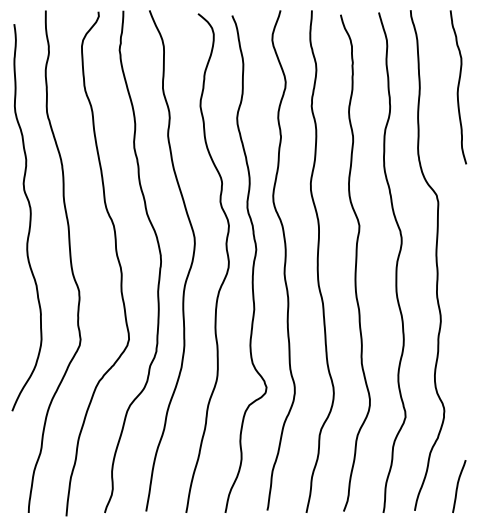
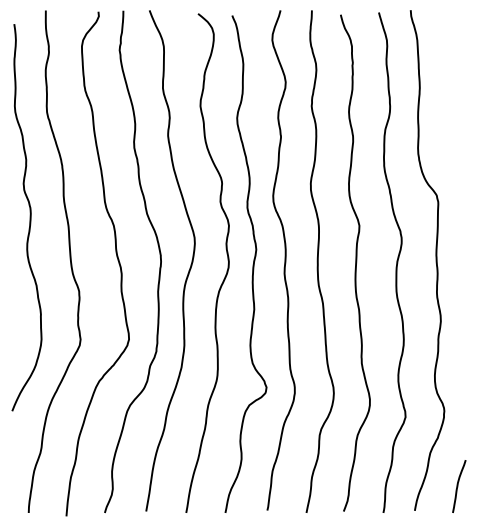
curve: present -> none (458, 87)
